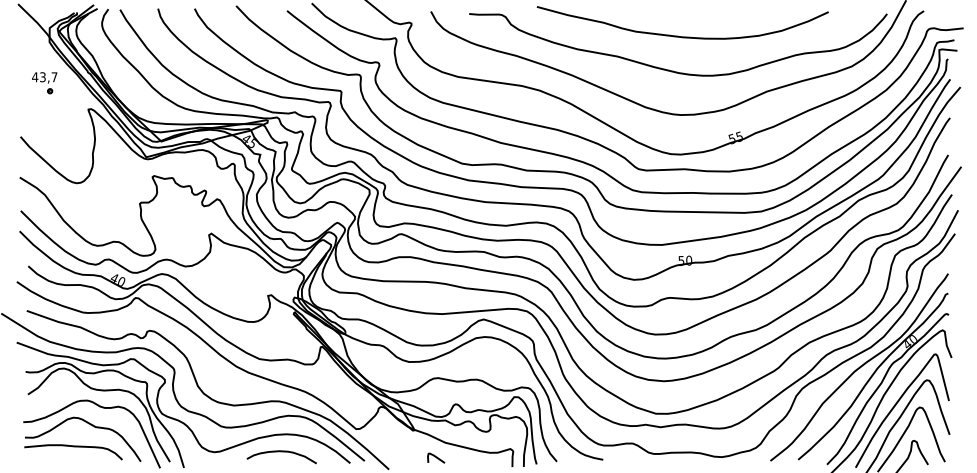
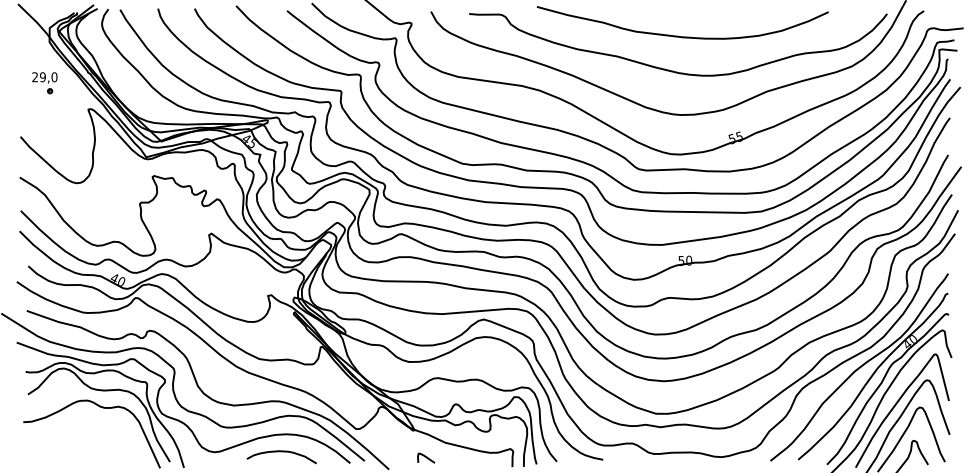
text: 43,7 -> 29,0 (44, 77)
part: present -> none (82, 445)
curve position: (436, 457) -> (426, 457) (426, 457)
